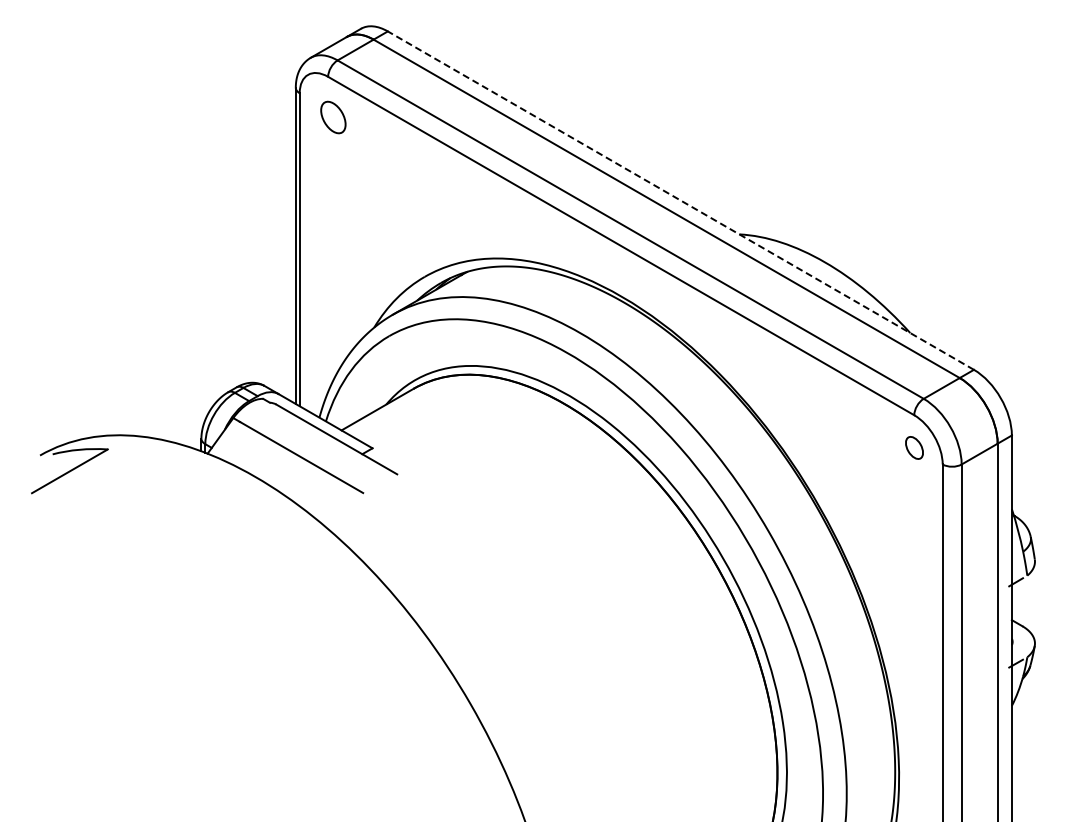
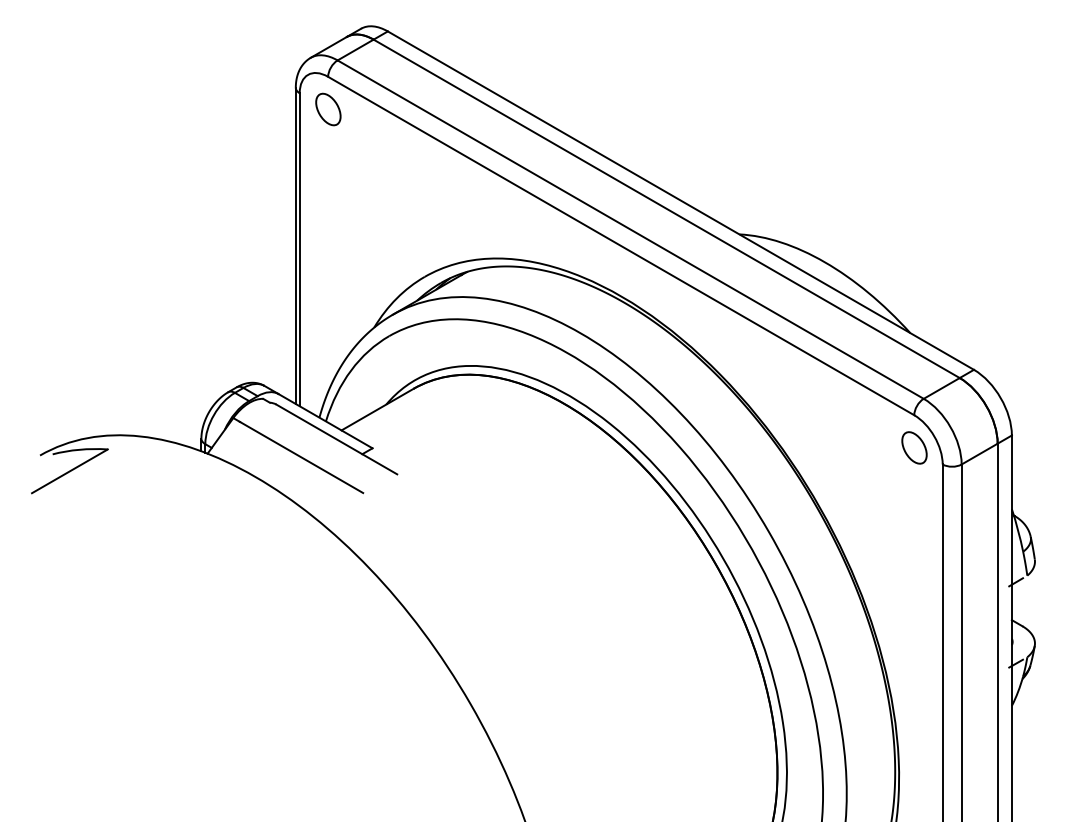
part position: (333, 117) -> (328, 109) (328, 109)
line: dashed -> solid (680, 200)
part size: 19x24 px -> 27x34 px (914, 447)
